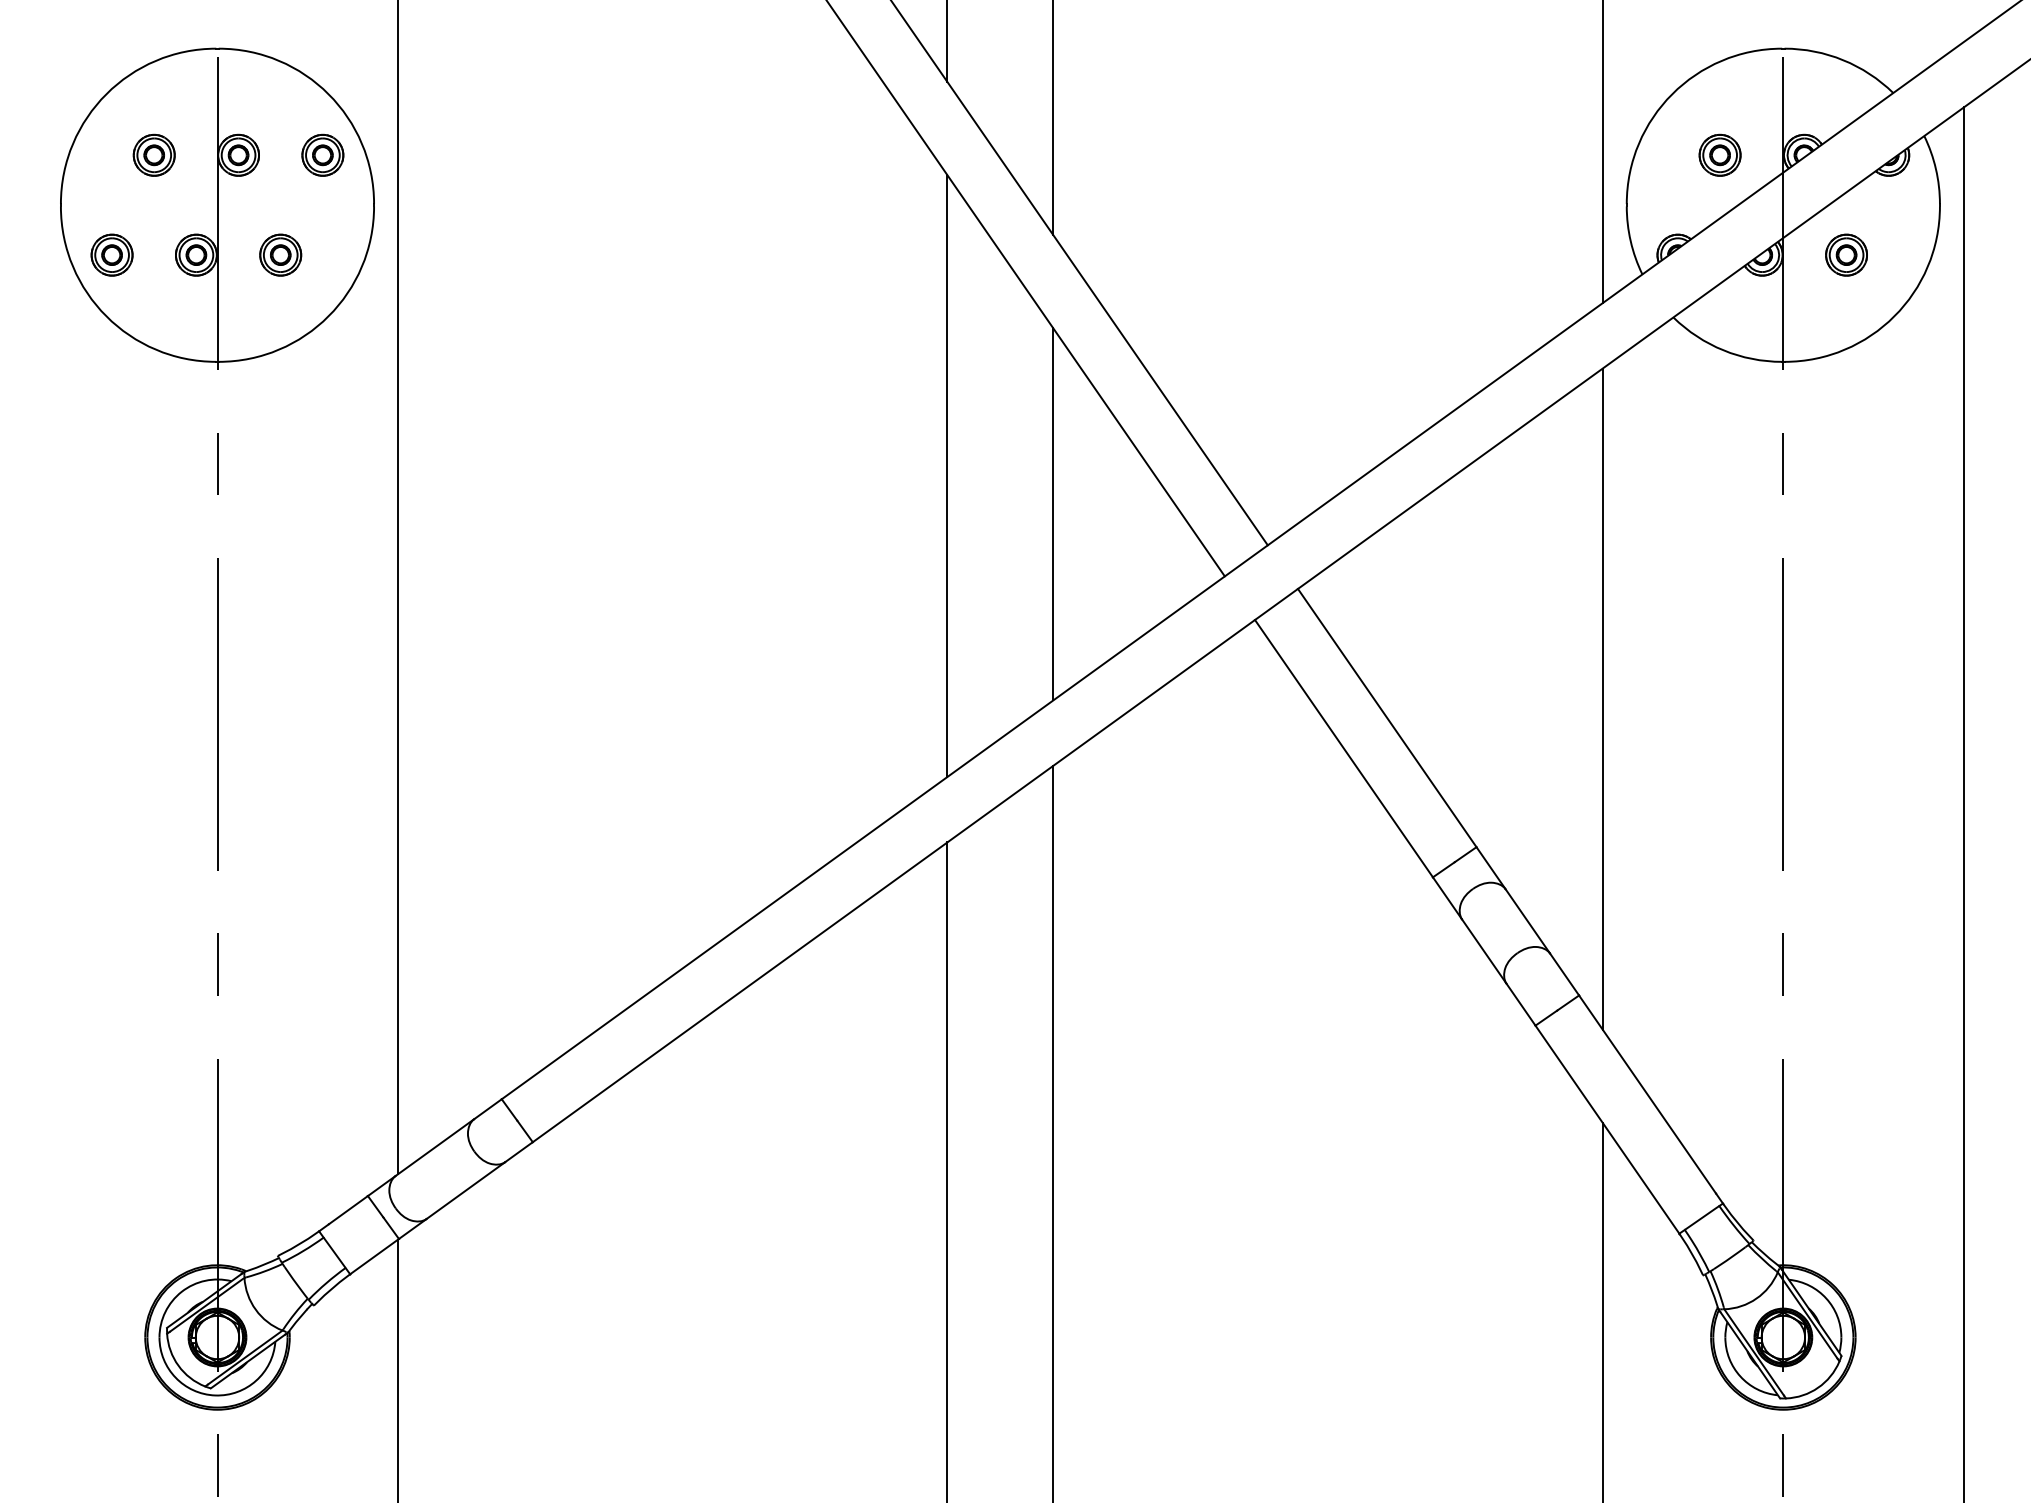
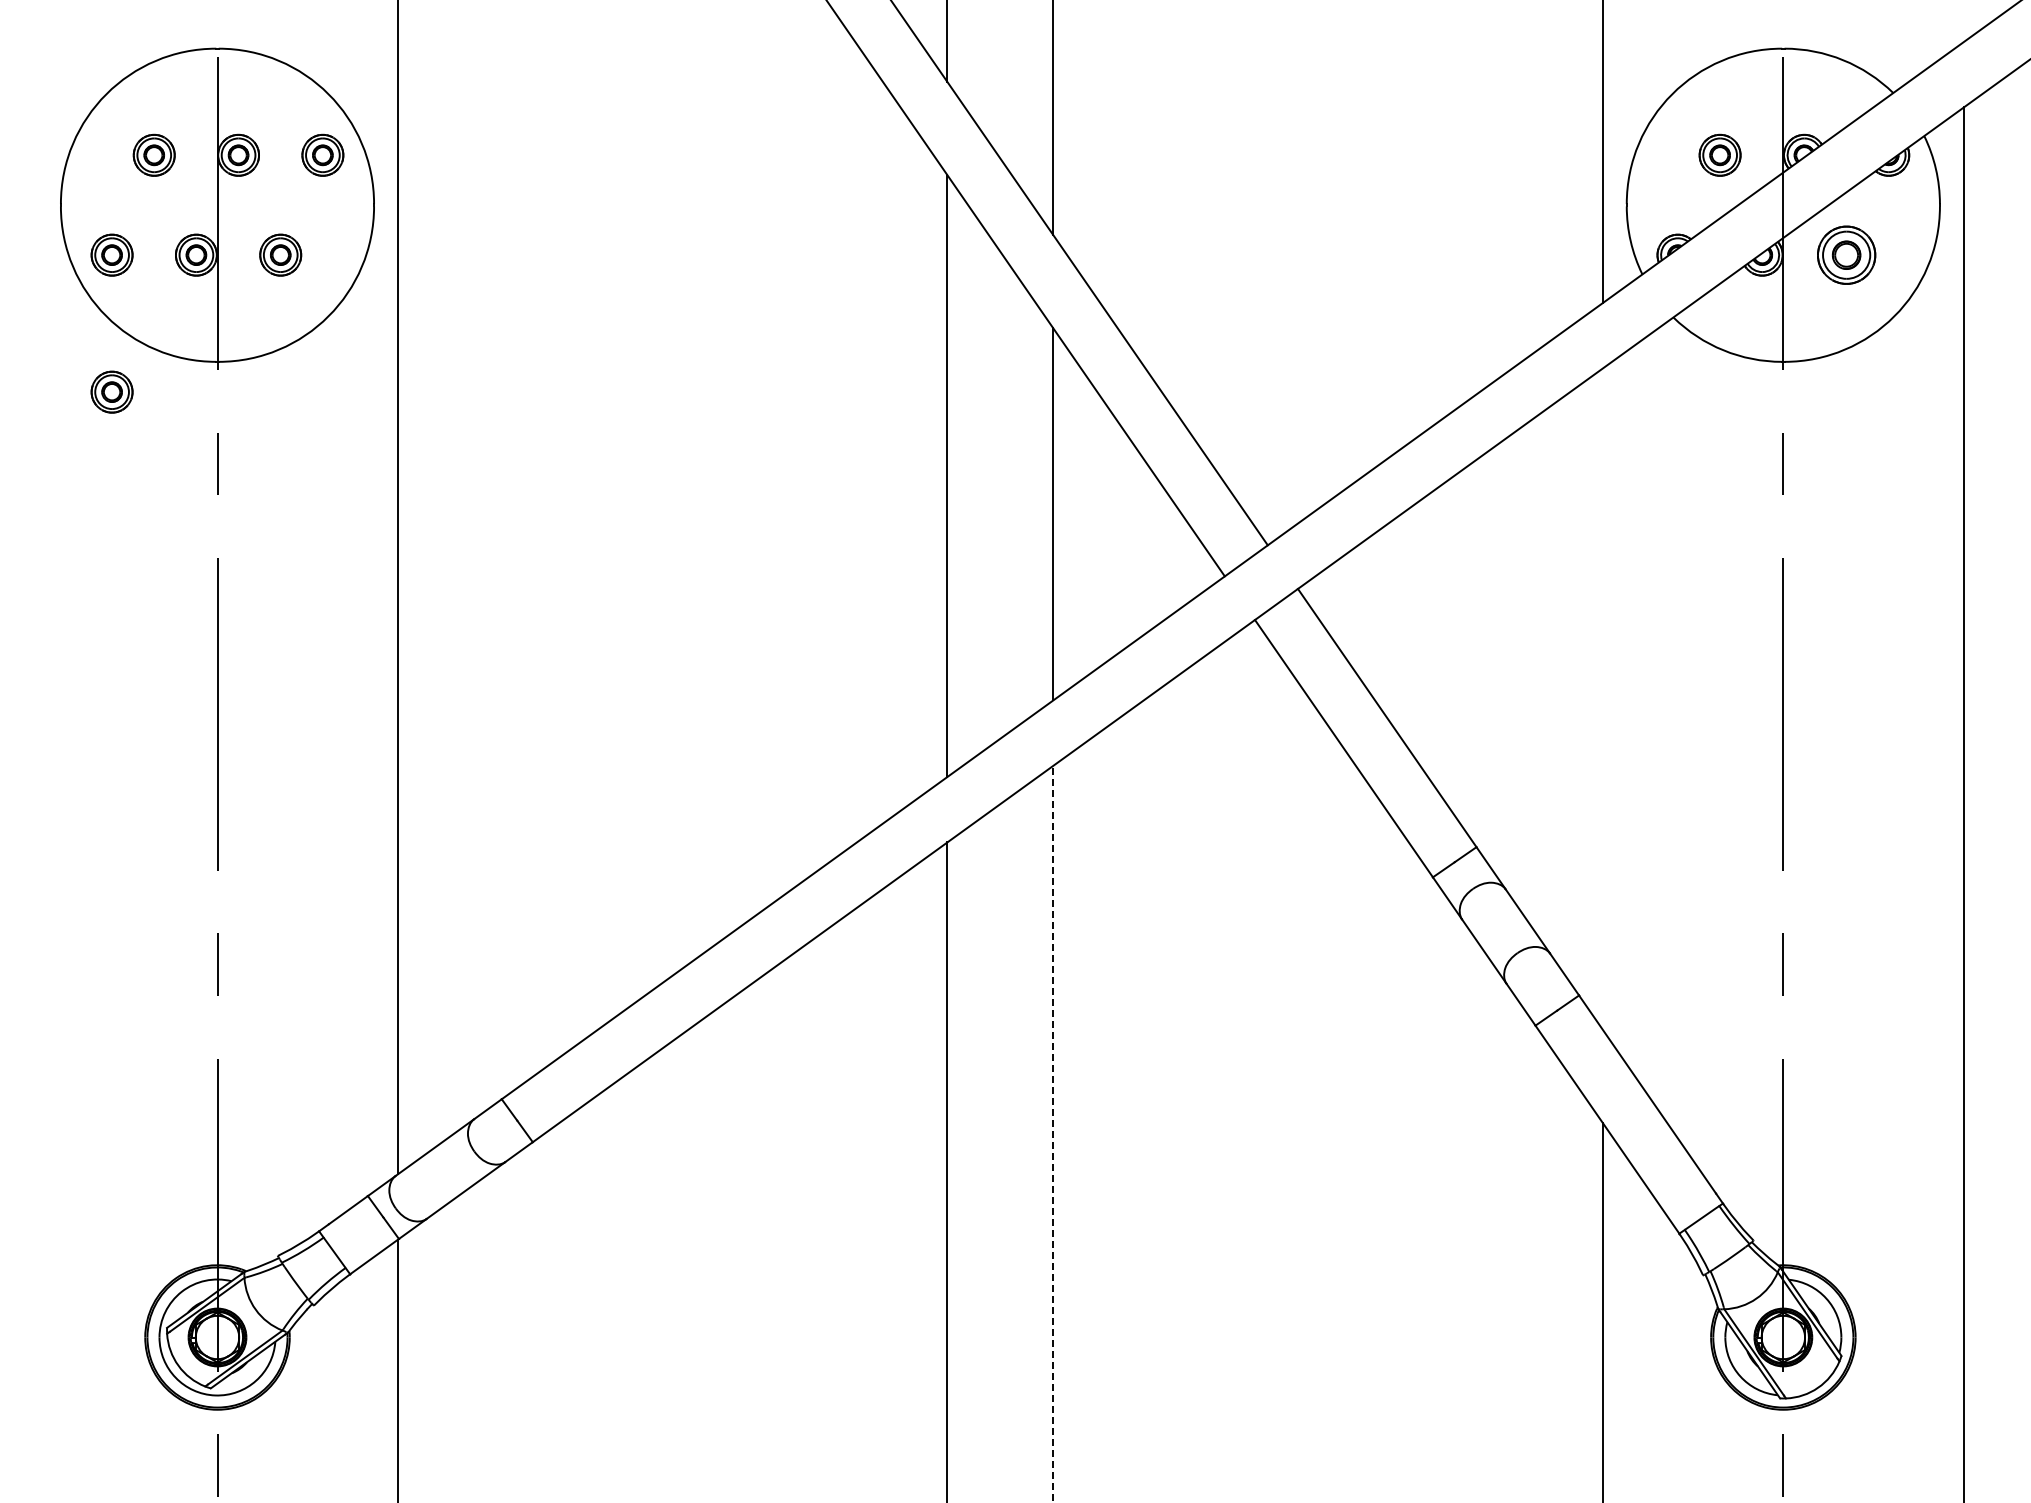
part size: 43x44 px -> 60x60 px (1846, 254)
part: none -> present (111, 391)
line: present -> none (1602, 698)
line: solid -> dashed (1053, 1133)
